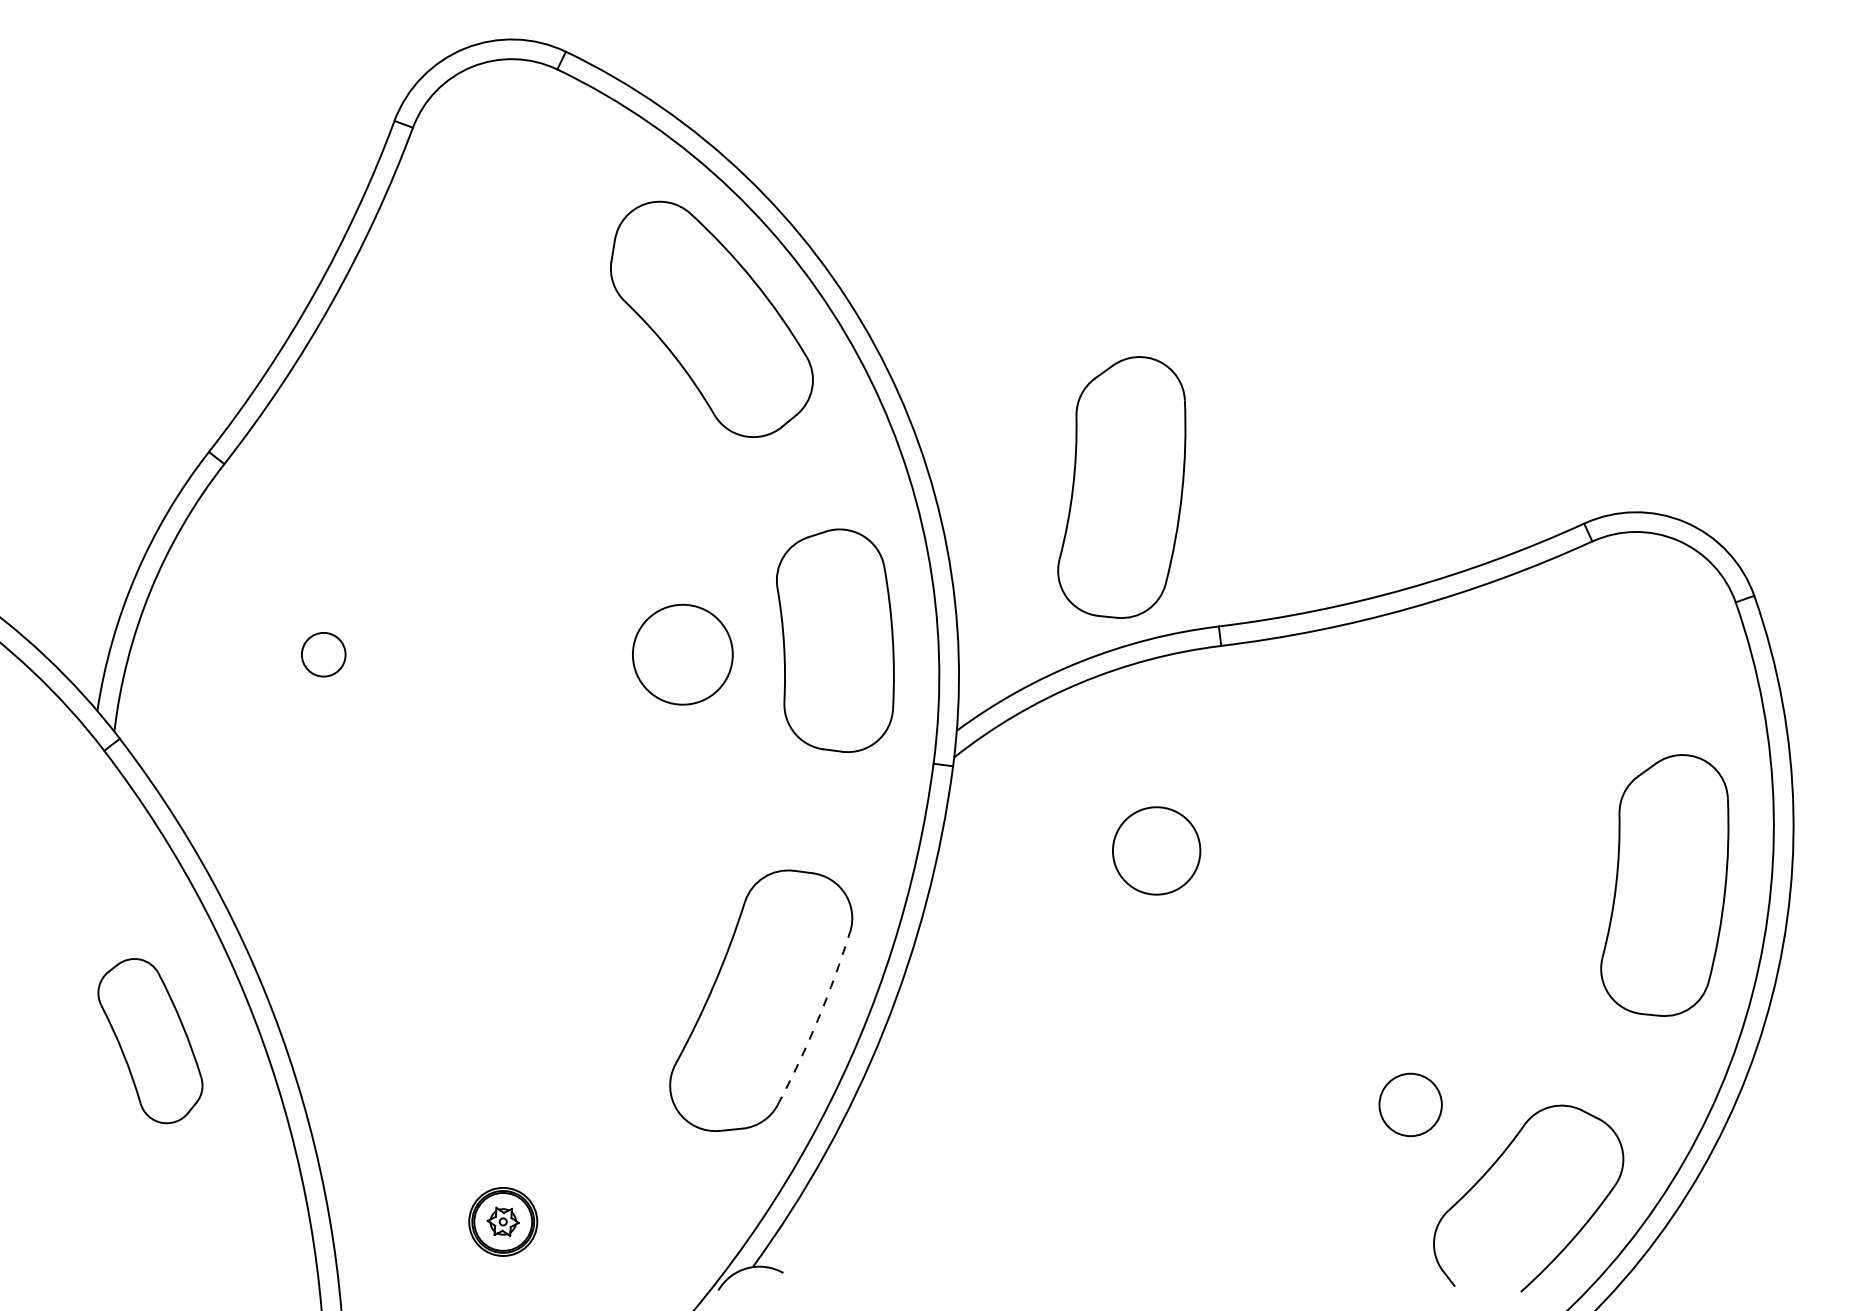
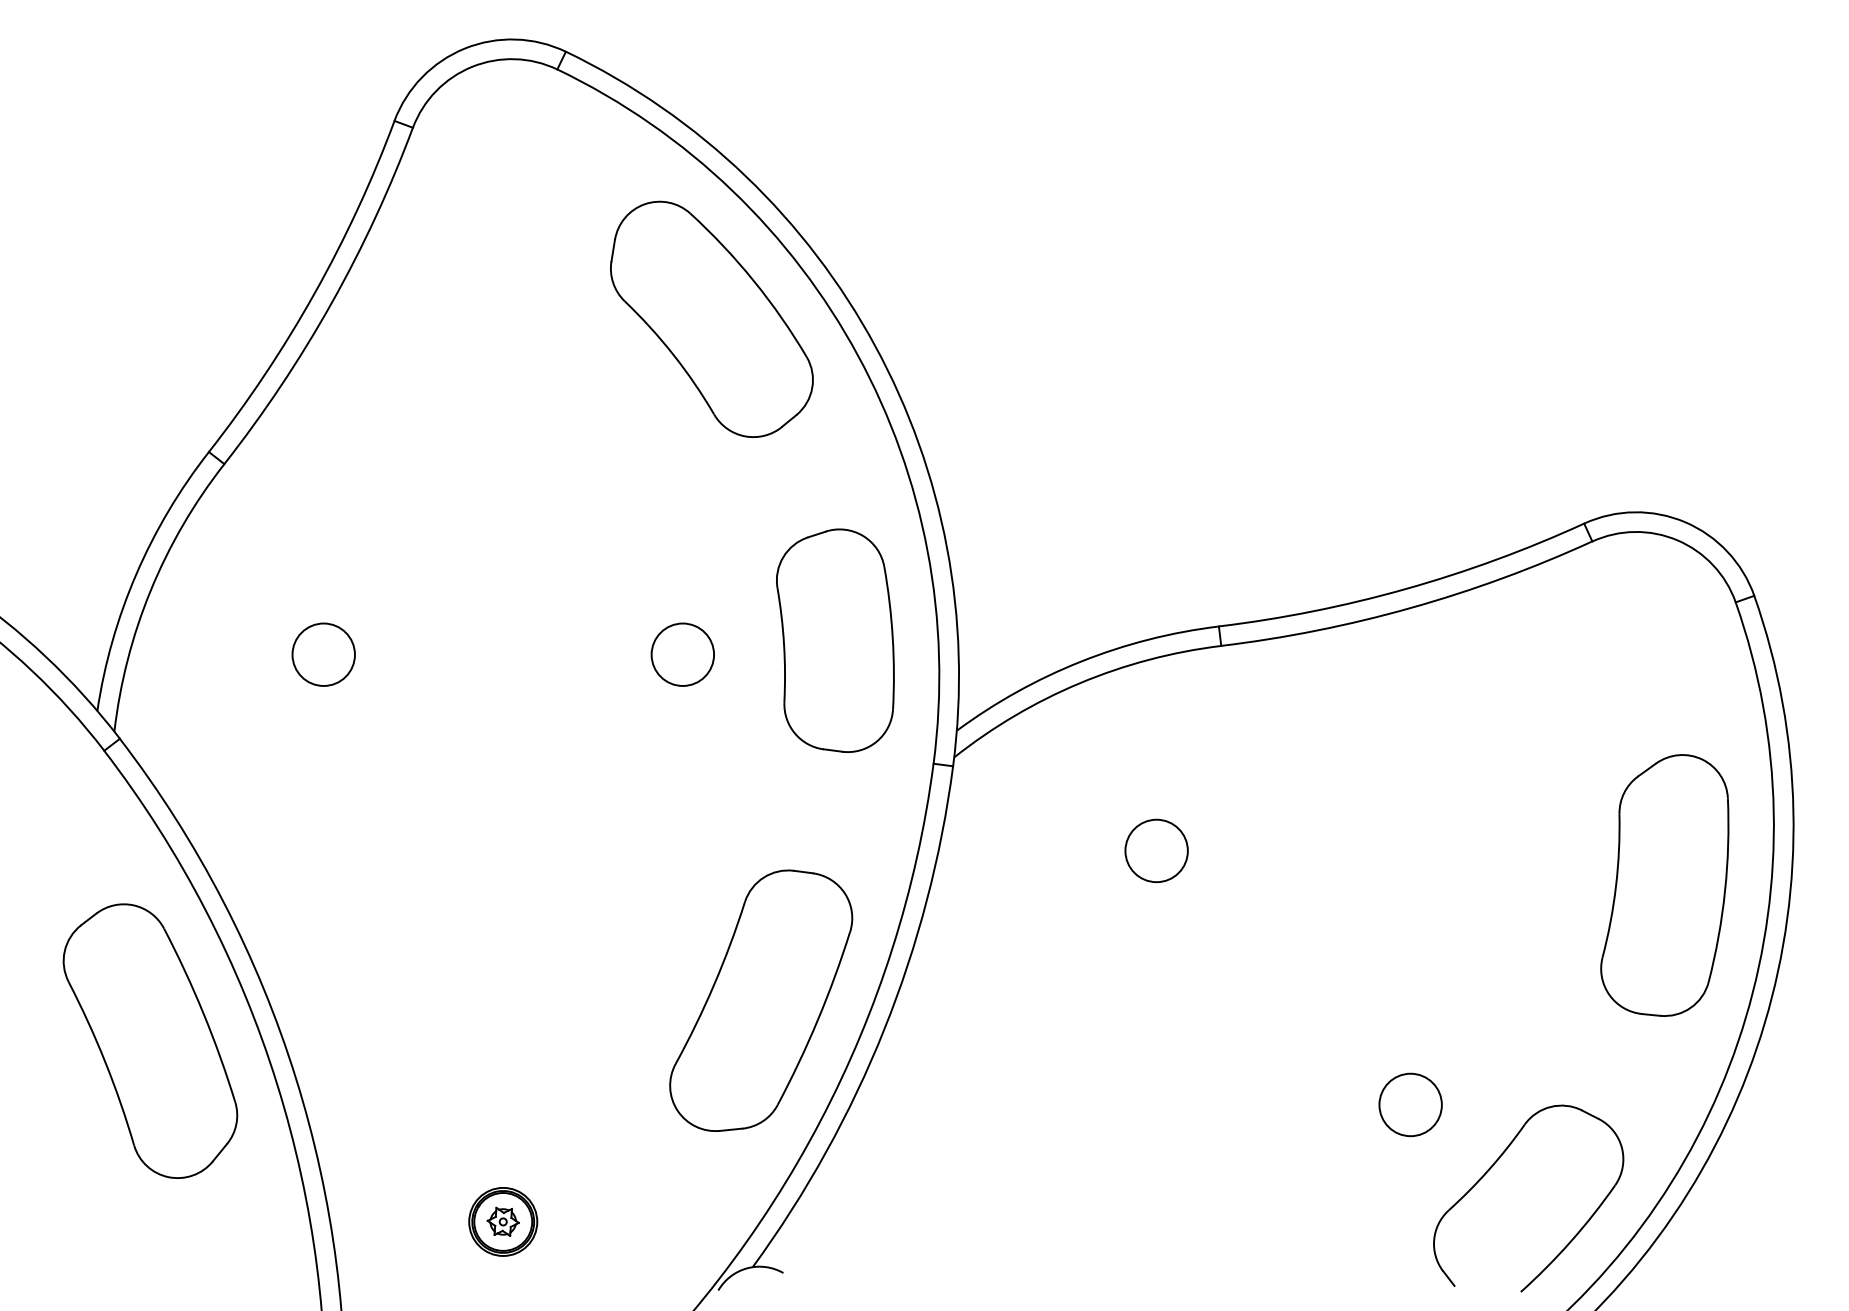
part: present -> none (1121, 487)
circle diameter: 44 px -> 62 px (323, 654)
circle diameter: 100 px -> 62 px (682, 654)
circle diameter: 87 px -> 62 px (1156, 850)
arc: dashed -> solid (817, 1020)
part size: 107x167 px -> 177x276 px (150, 1040)
